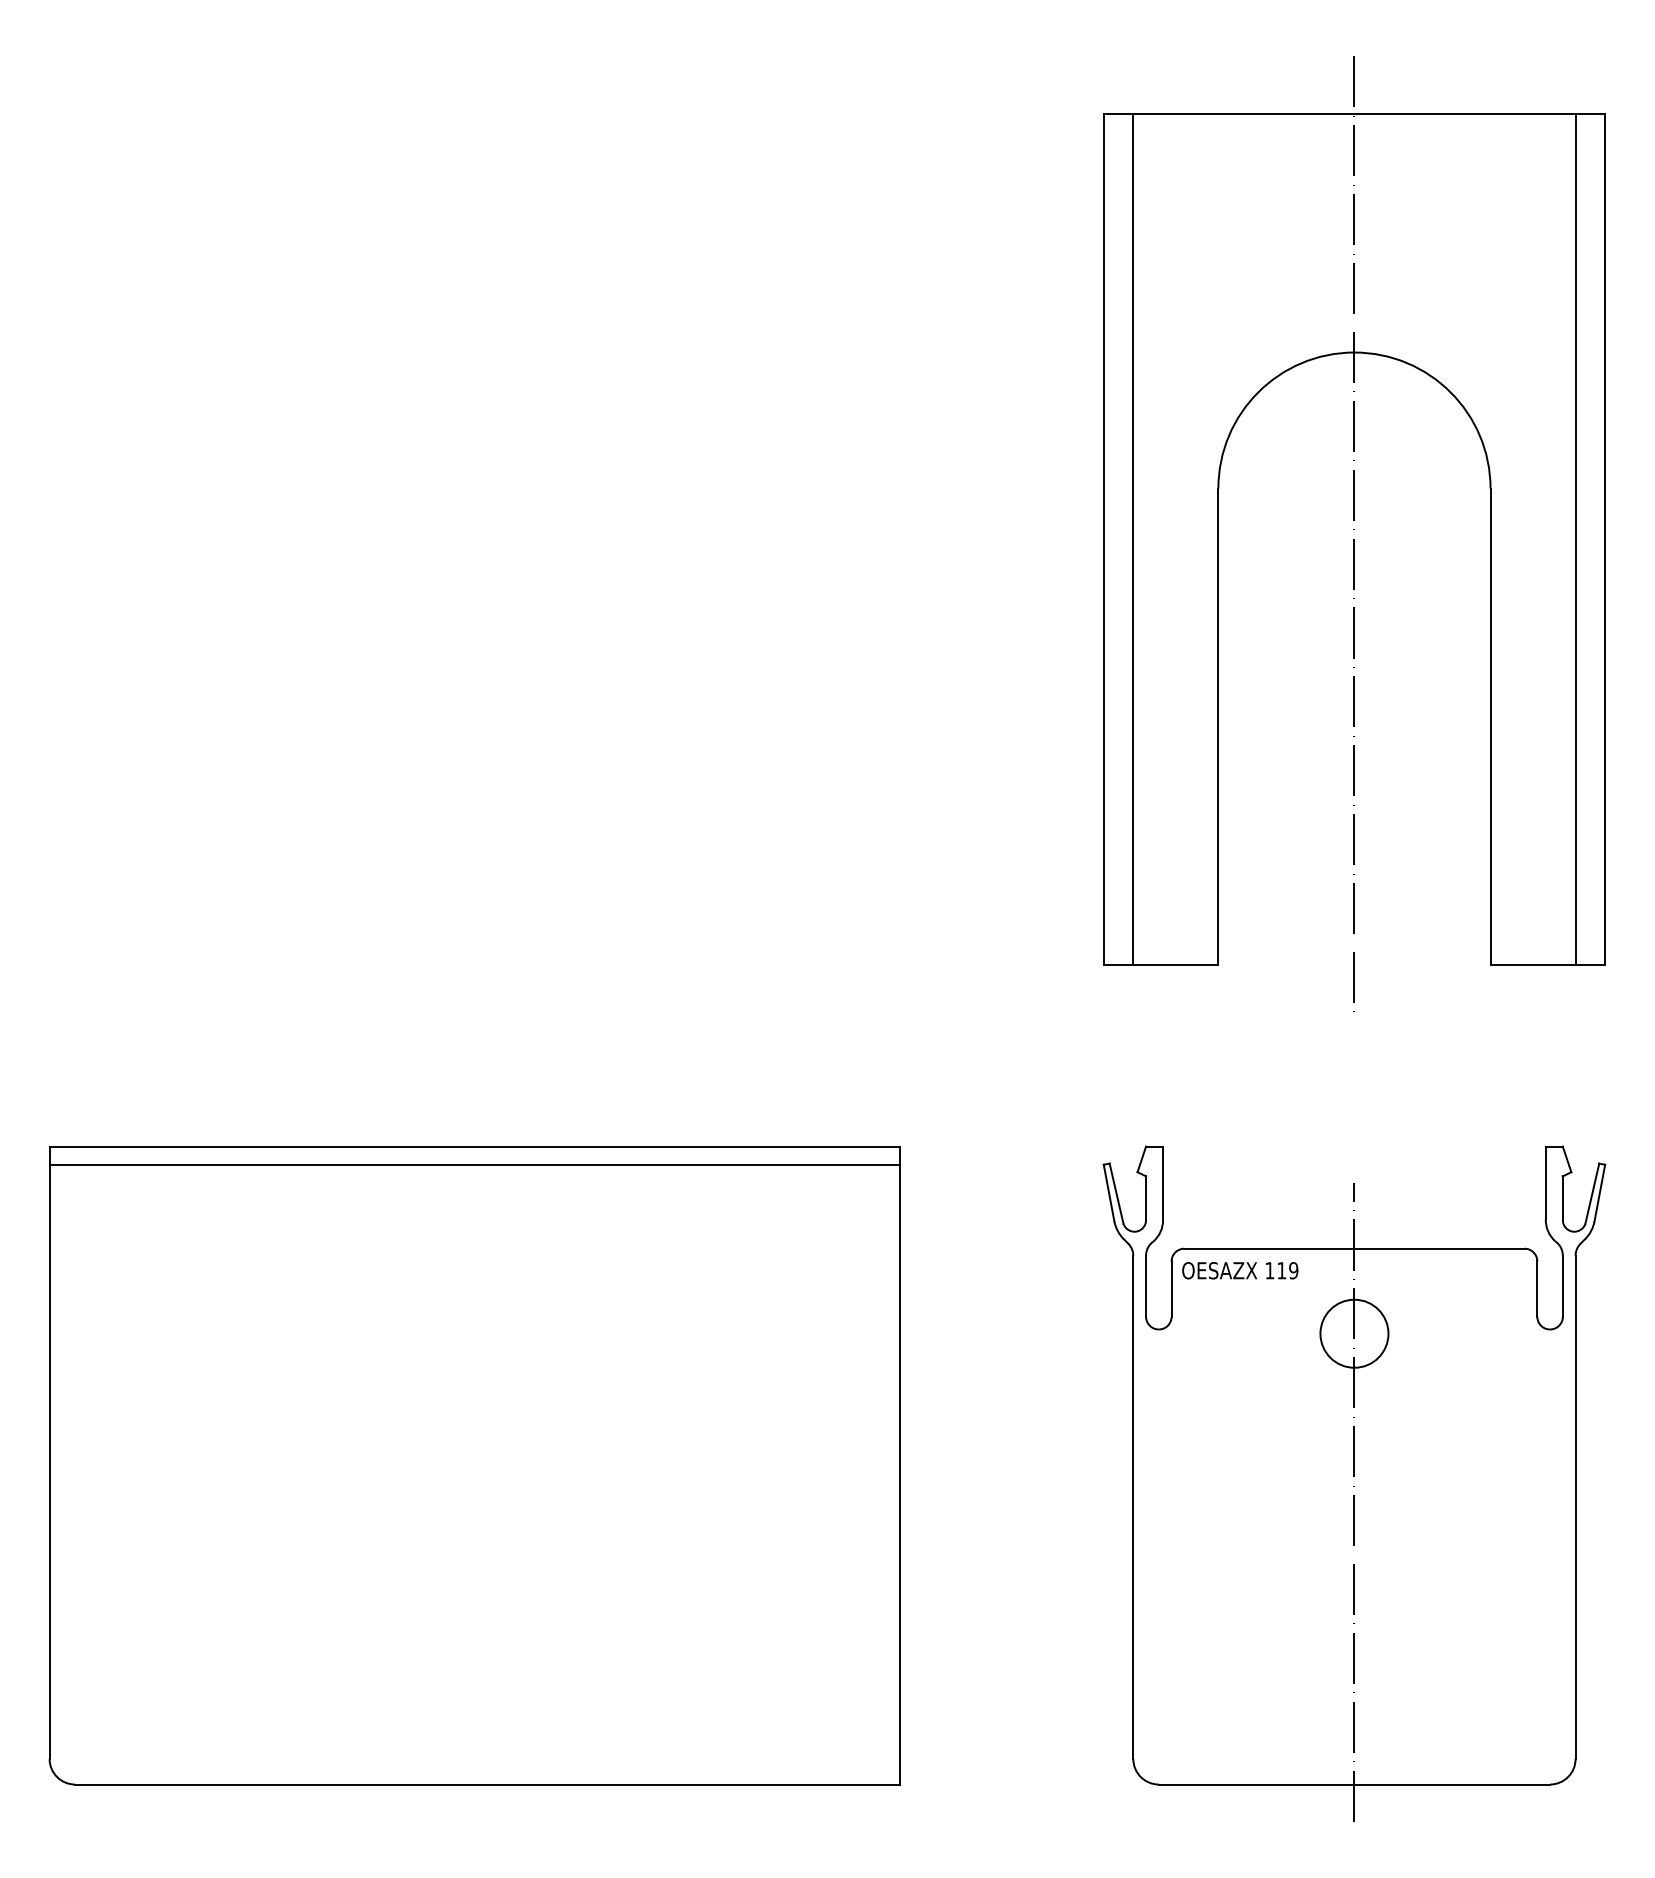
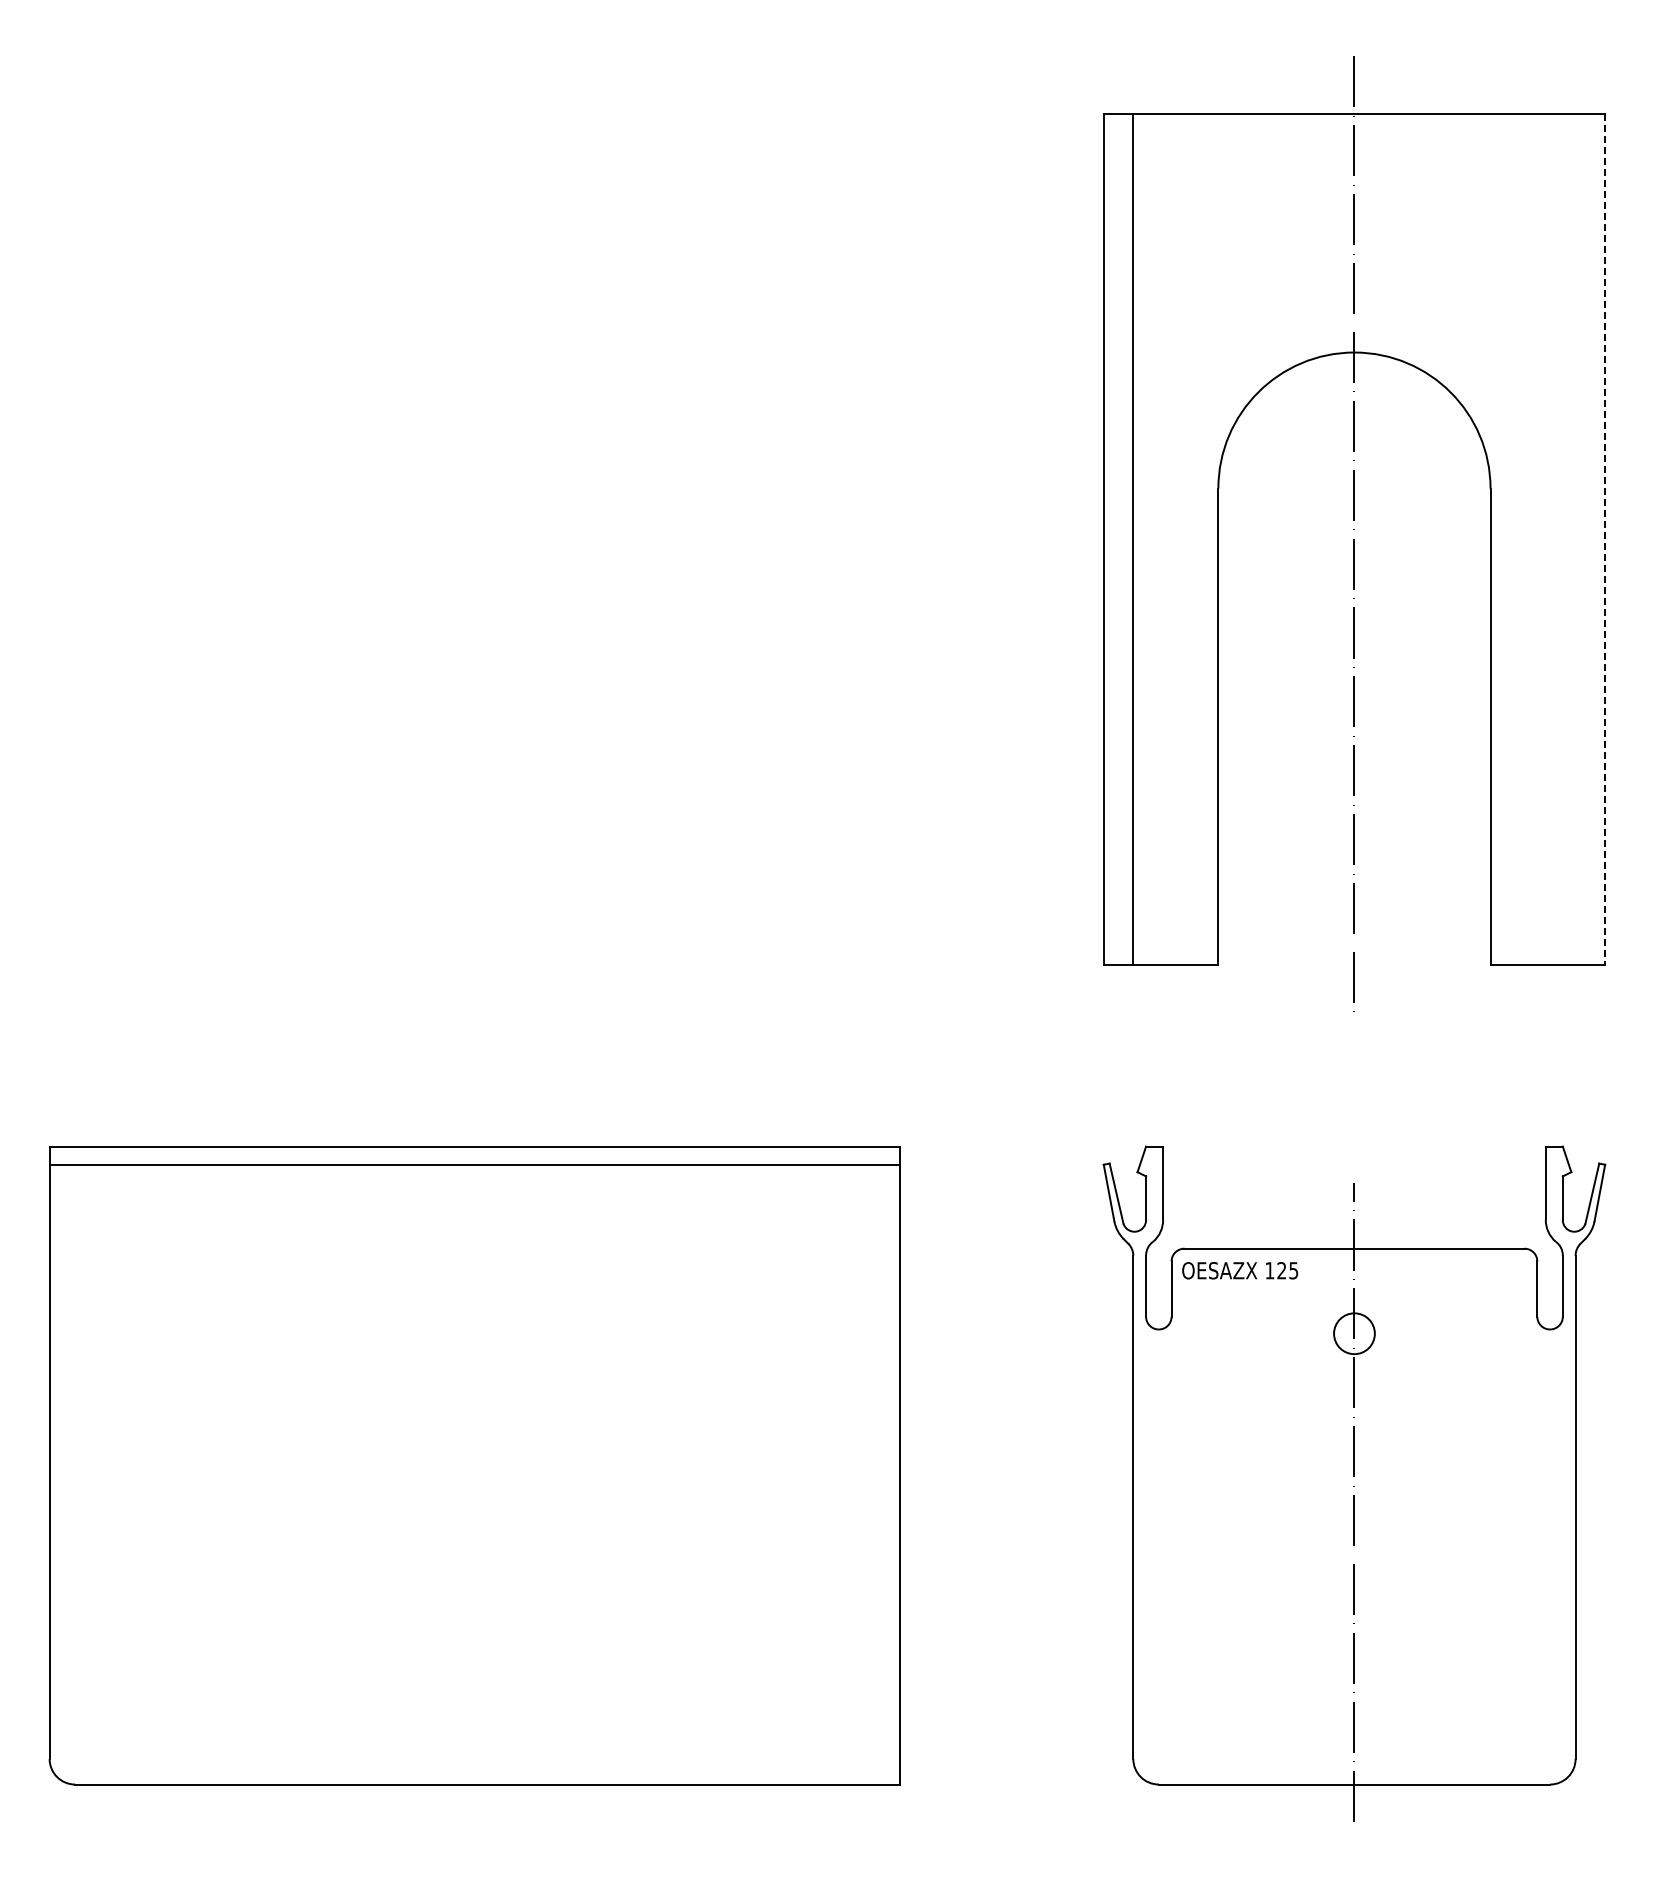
line: present -> none (1575, 539)
line: solid -> dashed (1605, 540)
text: 119 -> 125 (1287, 1270)
circle diameter: 68 px -> 41 px (1354, 1333)
